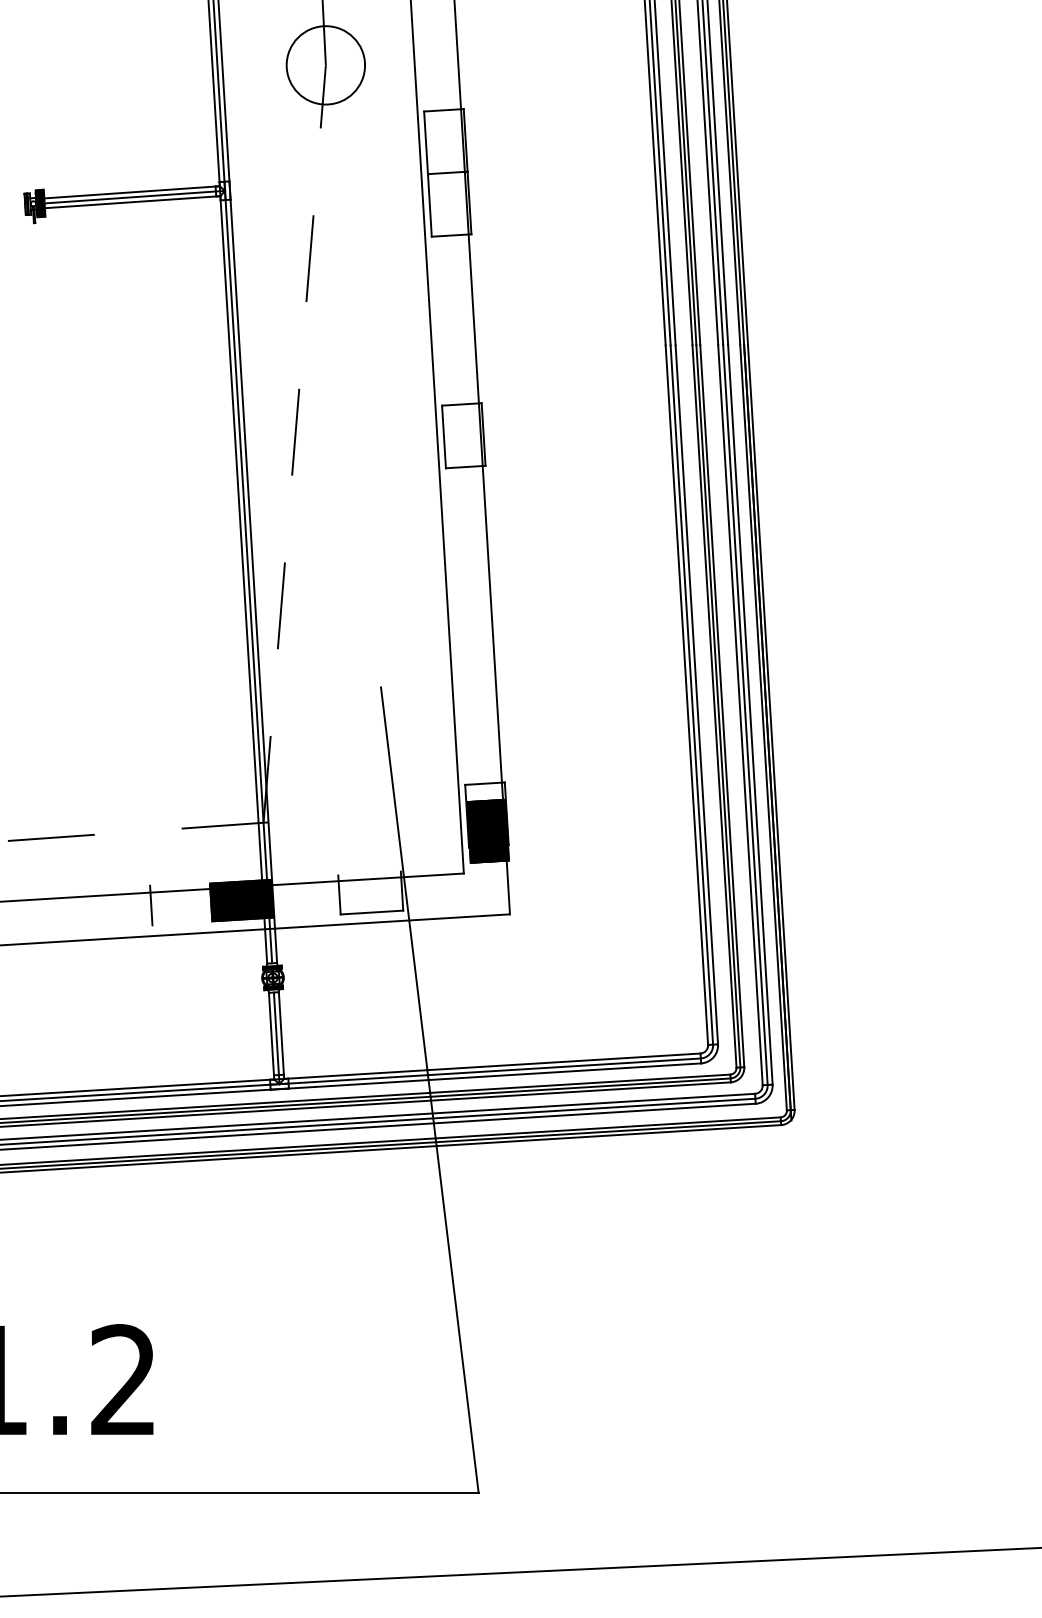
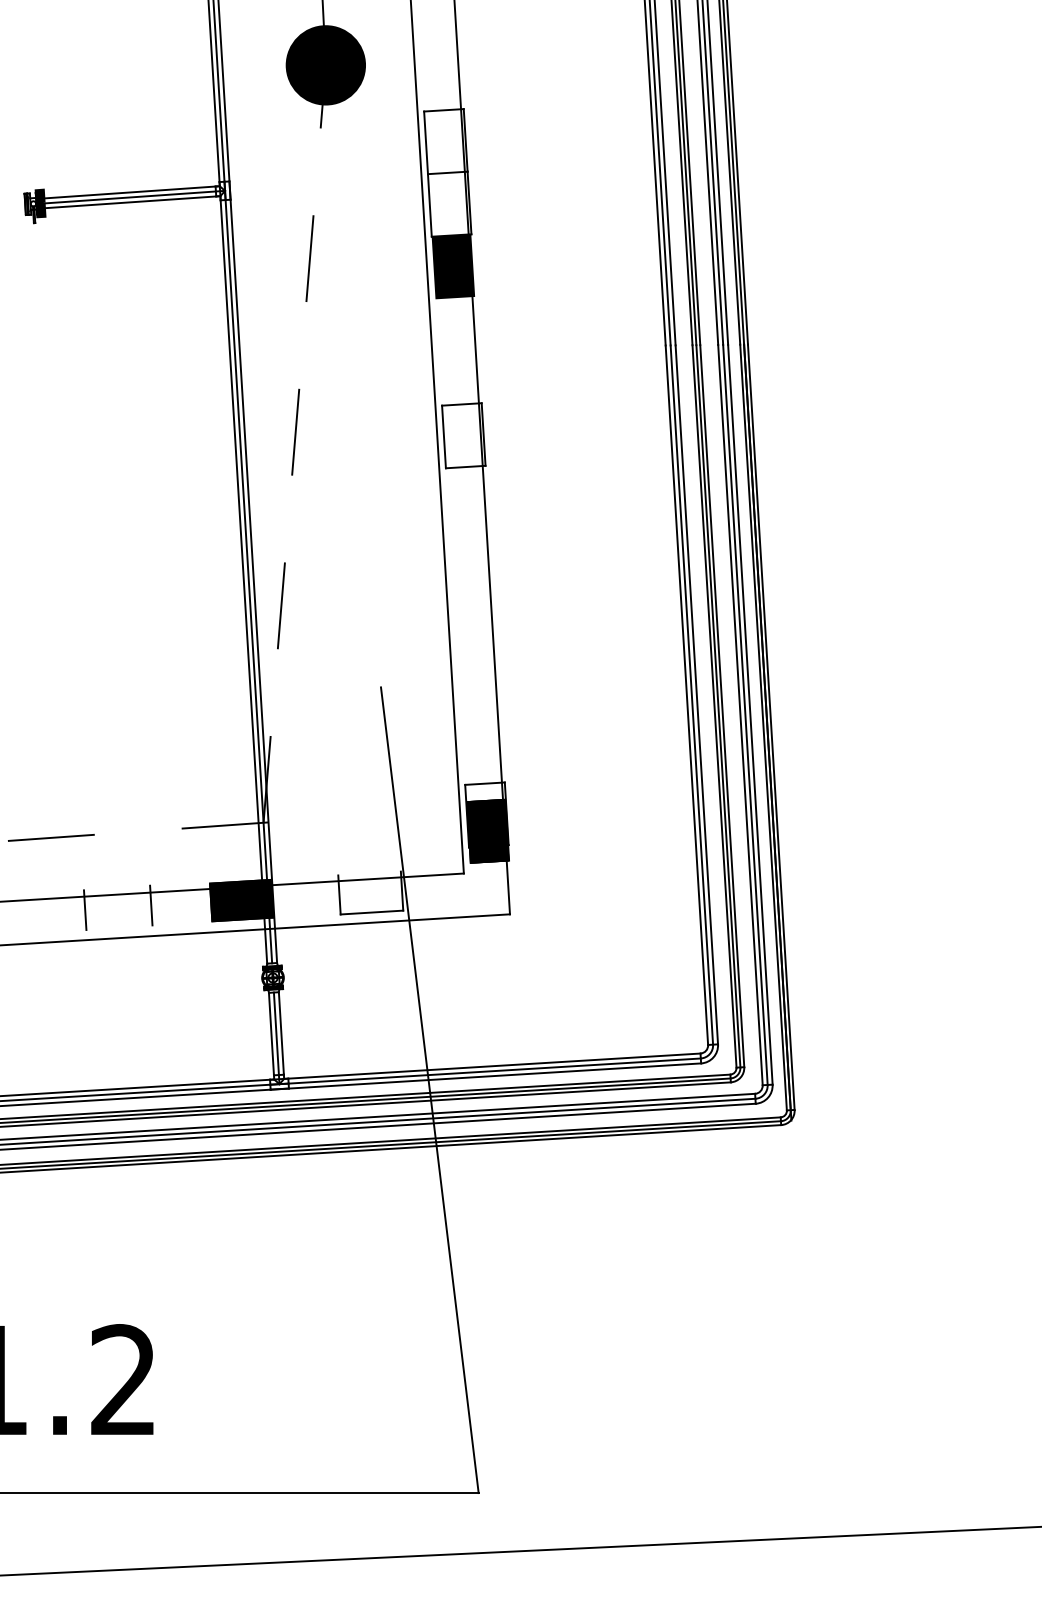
fill: none -> present (325, 65)
fill: none -> present (453, 266)
line: none -> present (84, 909)
line position: (520, 1572) -> (520, 1551) (520, 1551)
